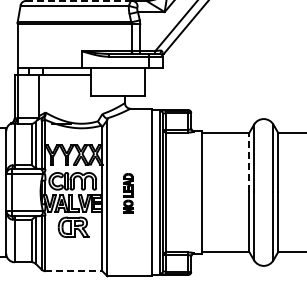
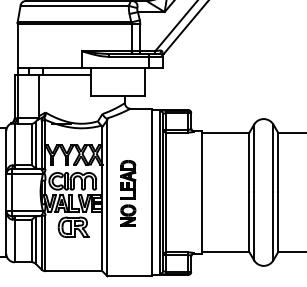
line: dashed -> solid (78, 0)
line: dashed -> solid (249, 162)
part size: 11x41 px -> 17x67 px (128, 193)
line: dashed -> solid (74, 271)
